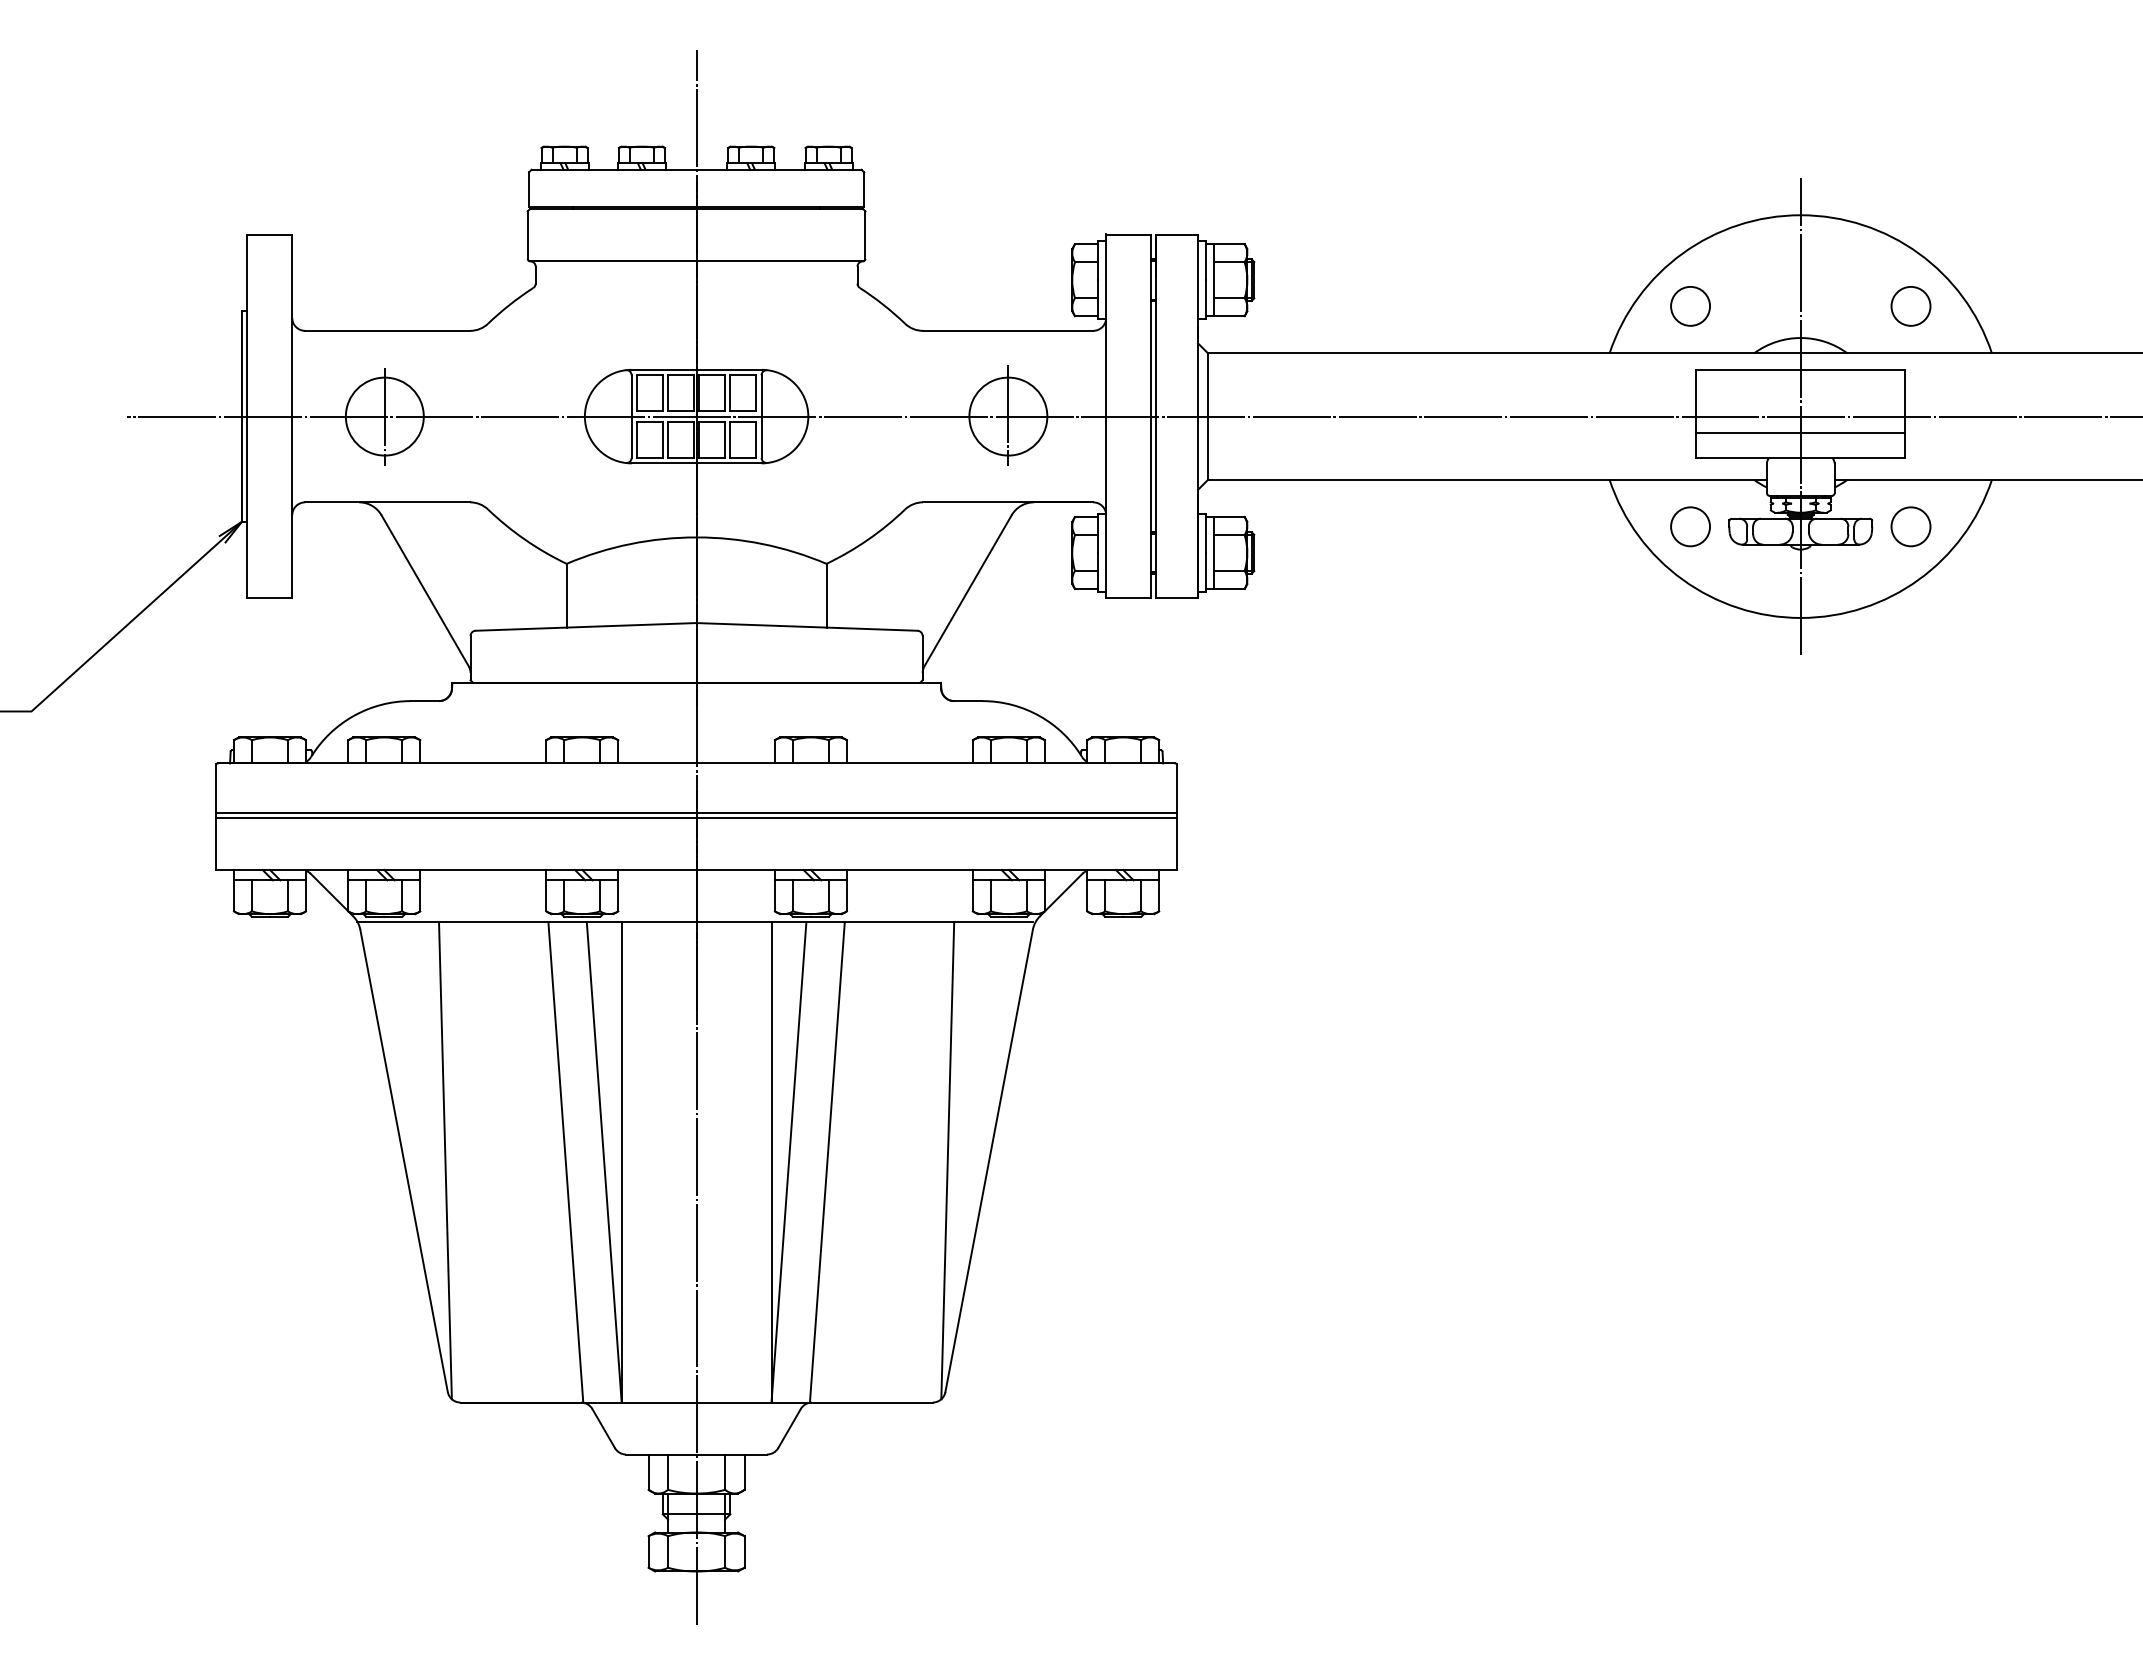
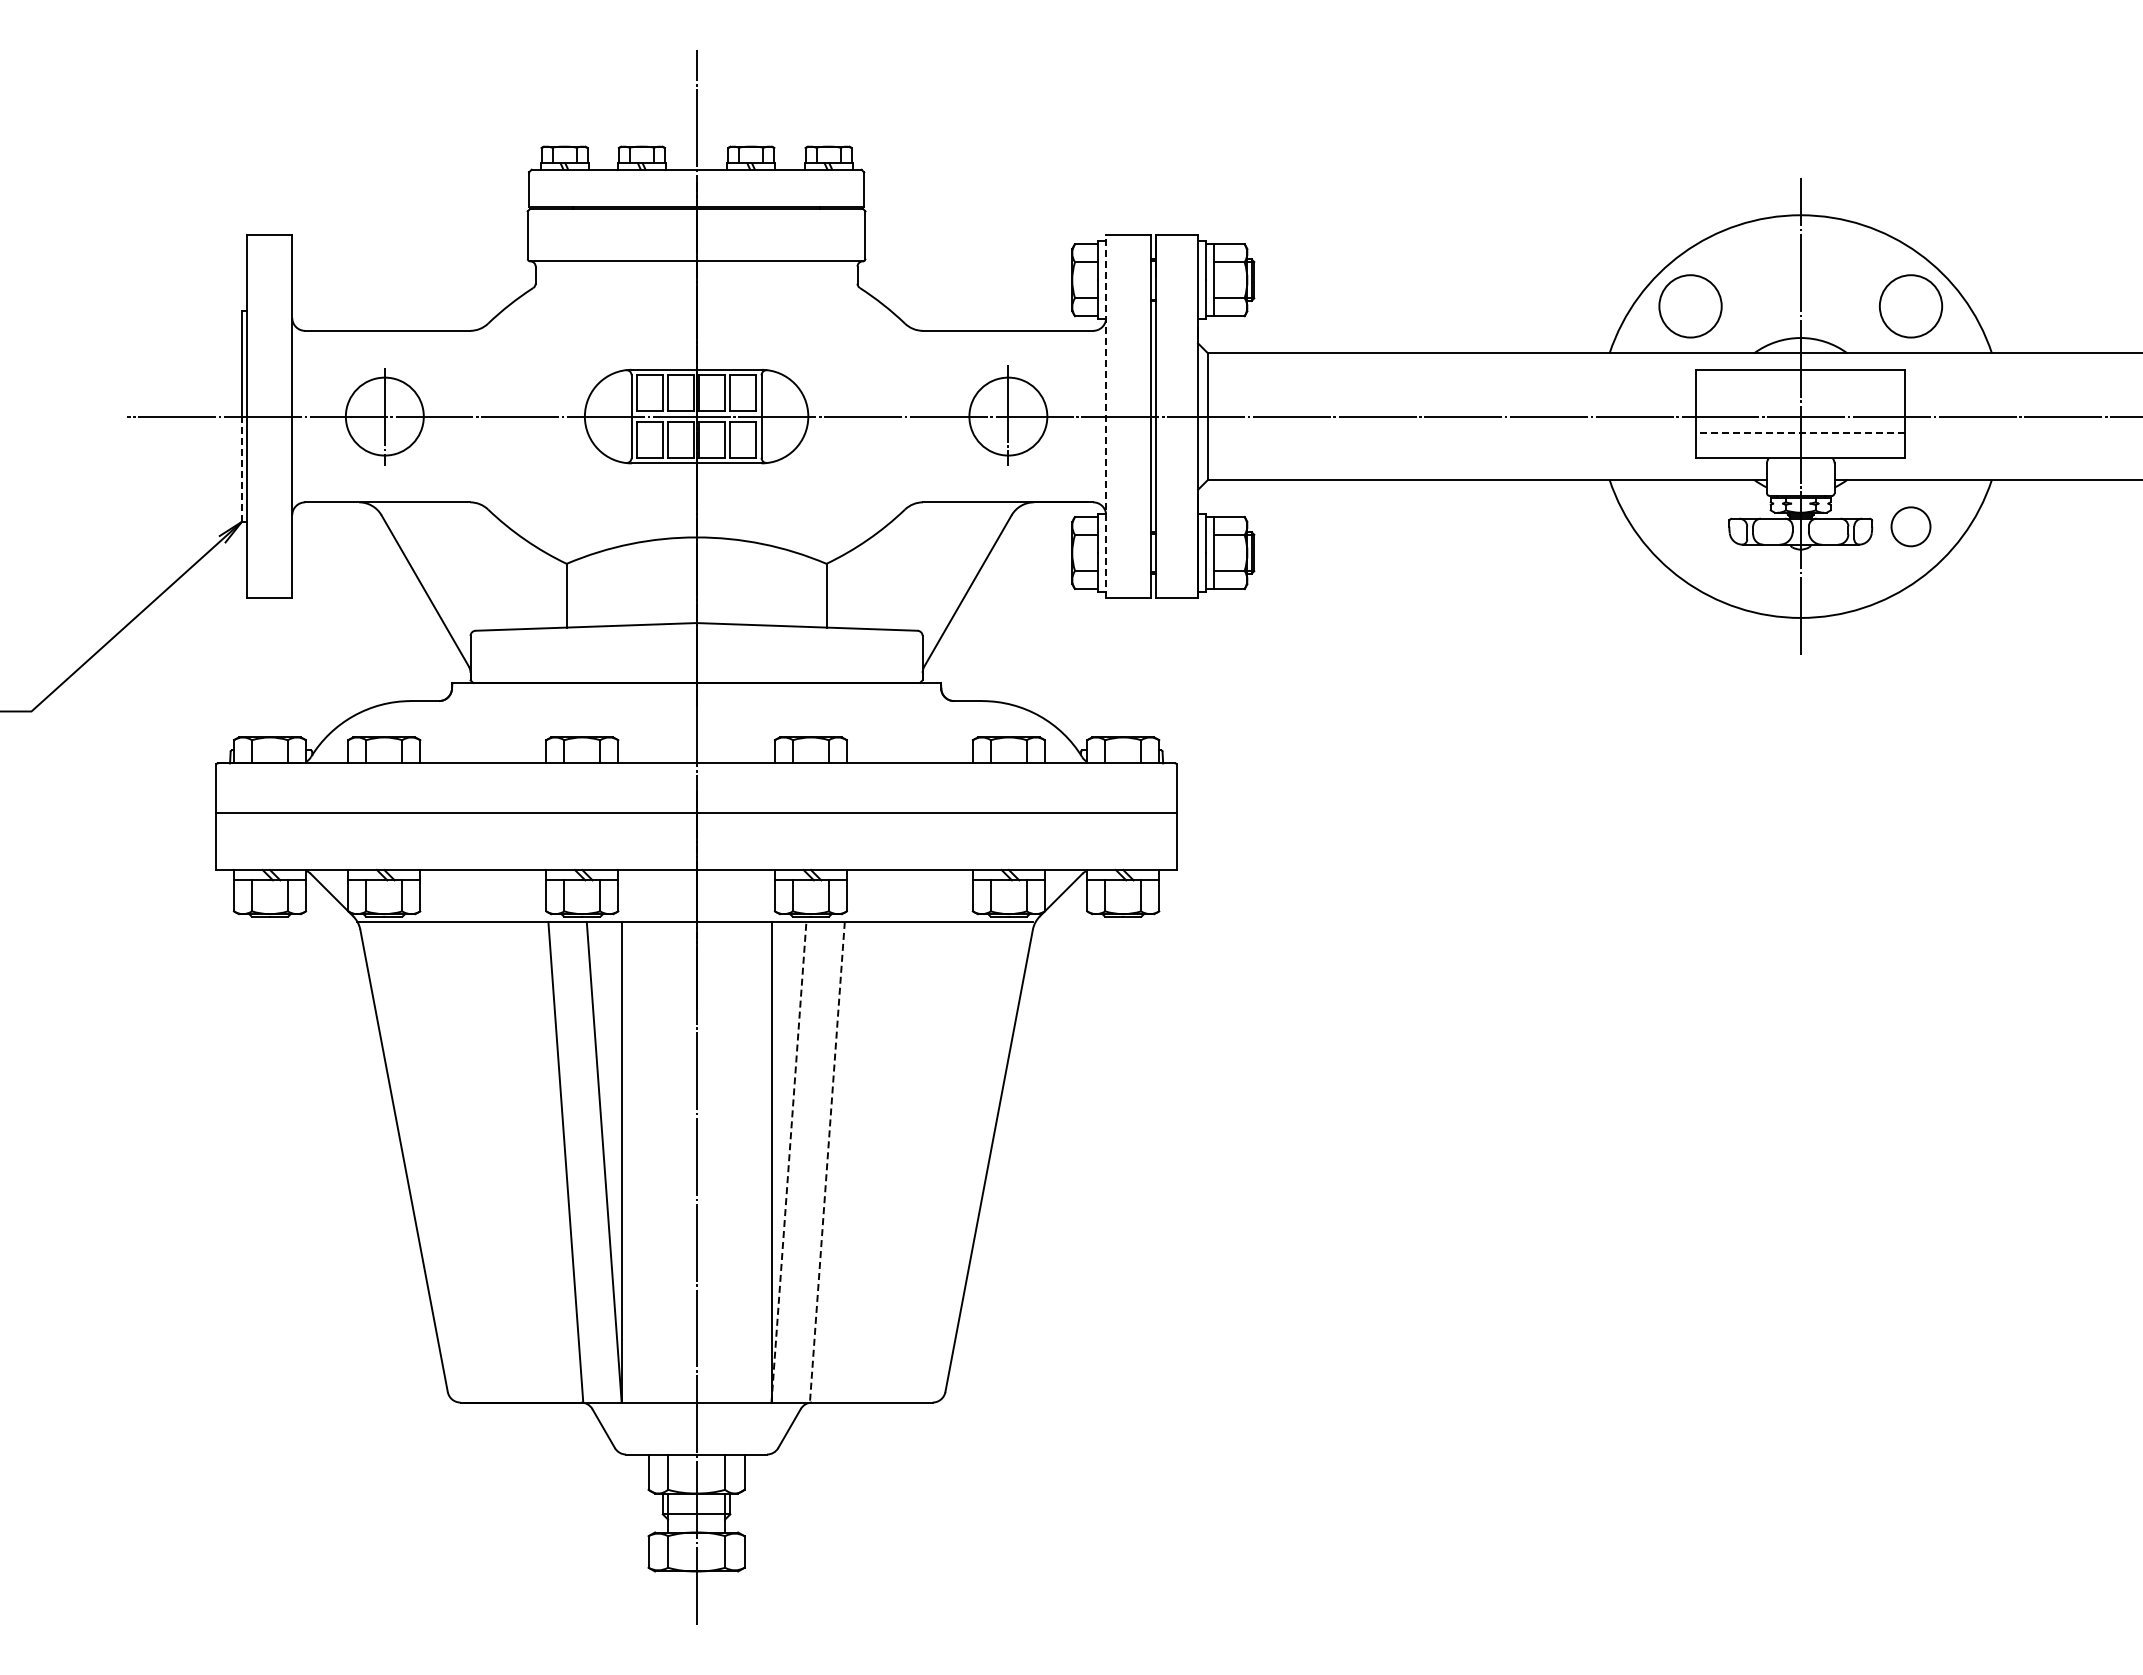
circle diameter: 39 px -> 62 px (1690, 306)
circle diameter: 39 px -> 62 px (1910, 306)
line: solid -> dashed (1106, 415)
line: solid -> dashed (1800, 432)
line: solid -> dashed (241, 469)
circle: present -> none (1690, 526)
line: present -> none (696, 818)
line: present -> none (445, 1160)
line: present -> none (947, 1160)
line: solid -> dashed (788, 1162)
line: solid -> dashed (827, 1162)
